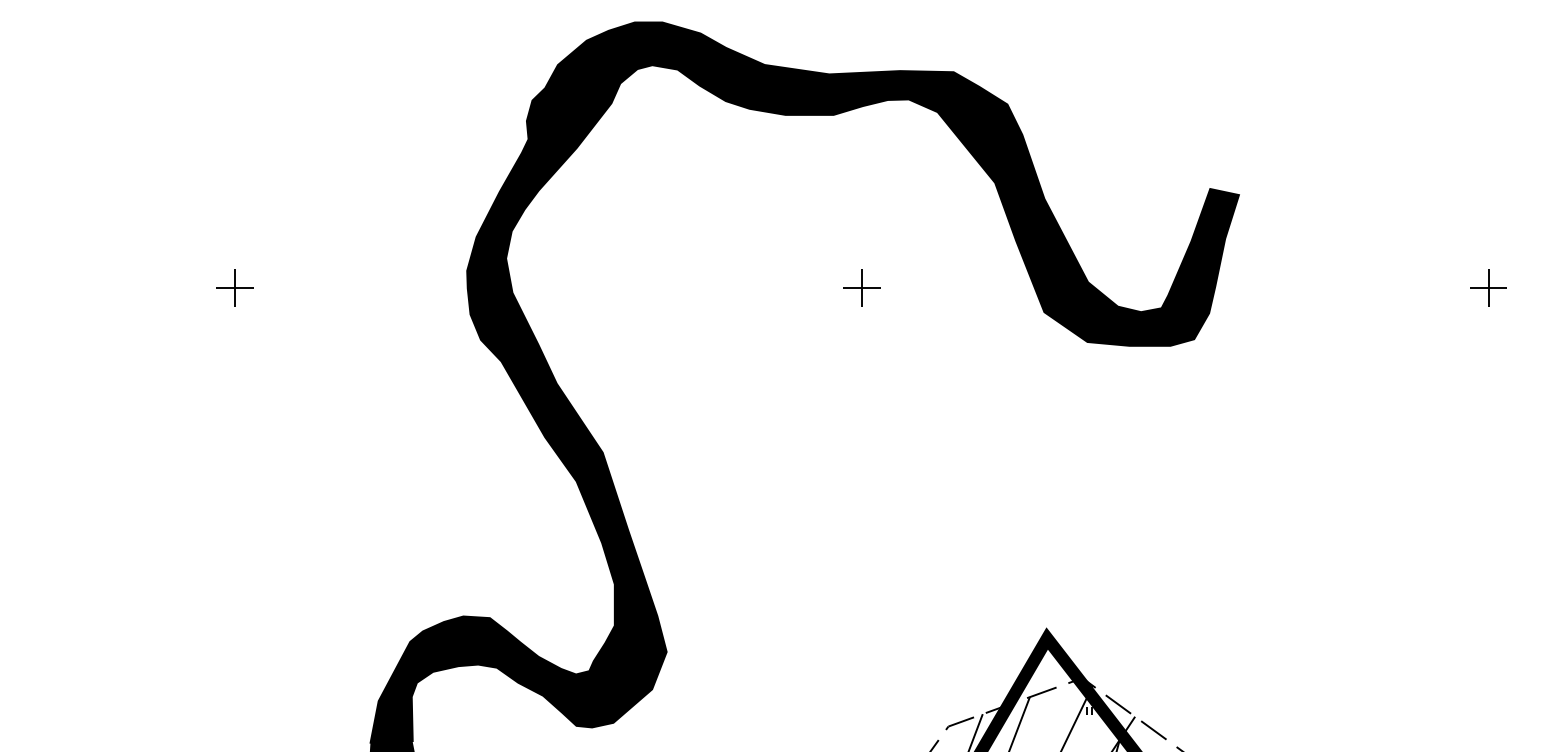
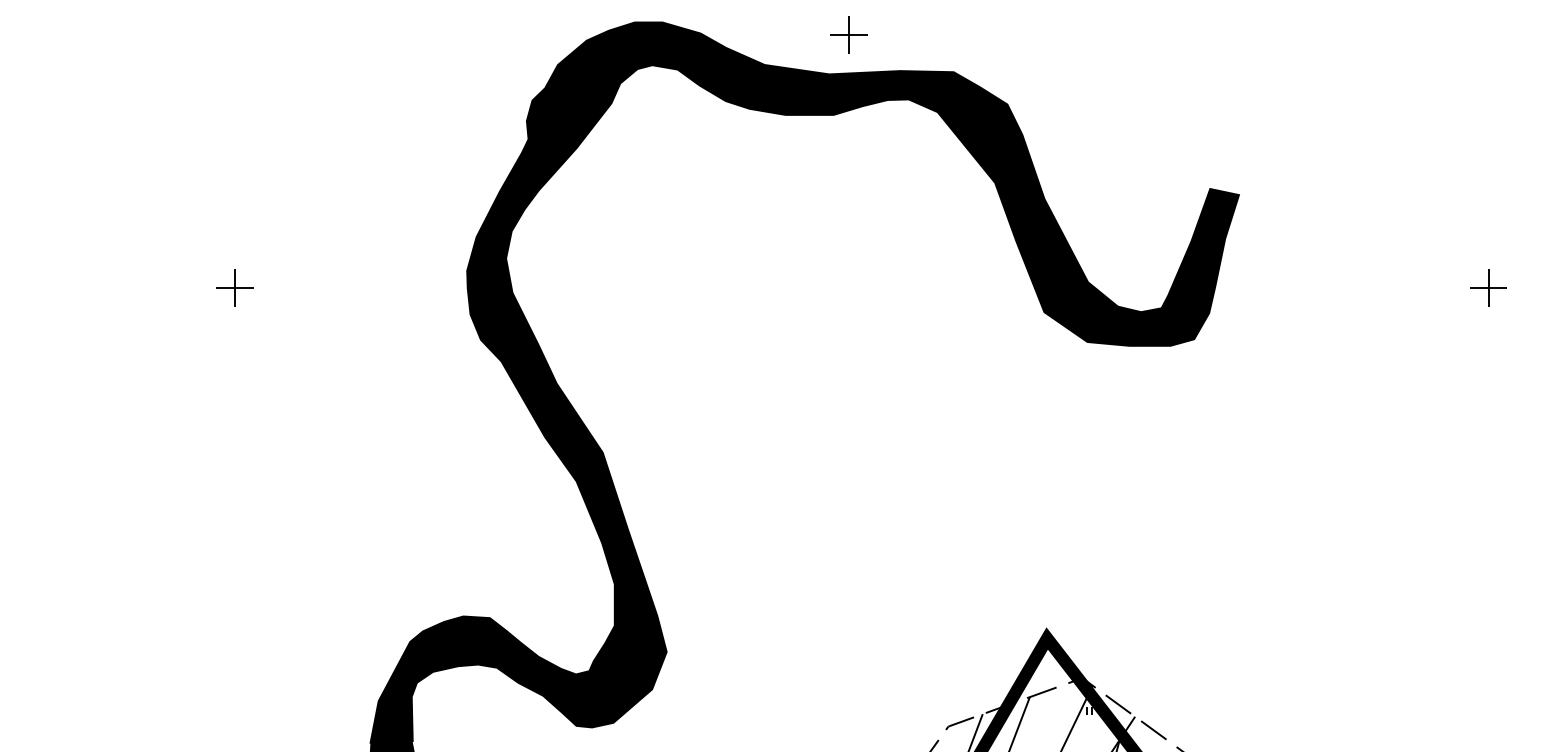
part position: (861, 287) -> (848, 34) (848, 34)
